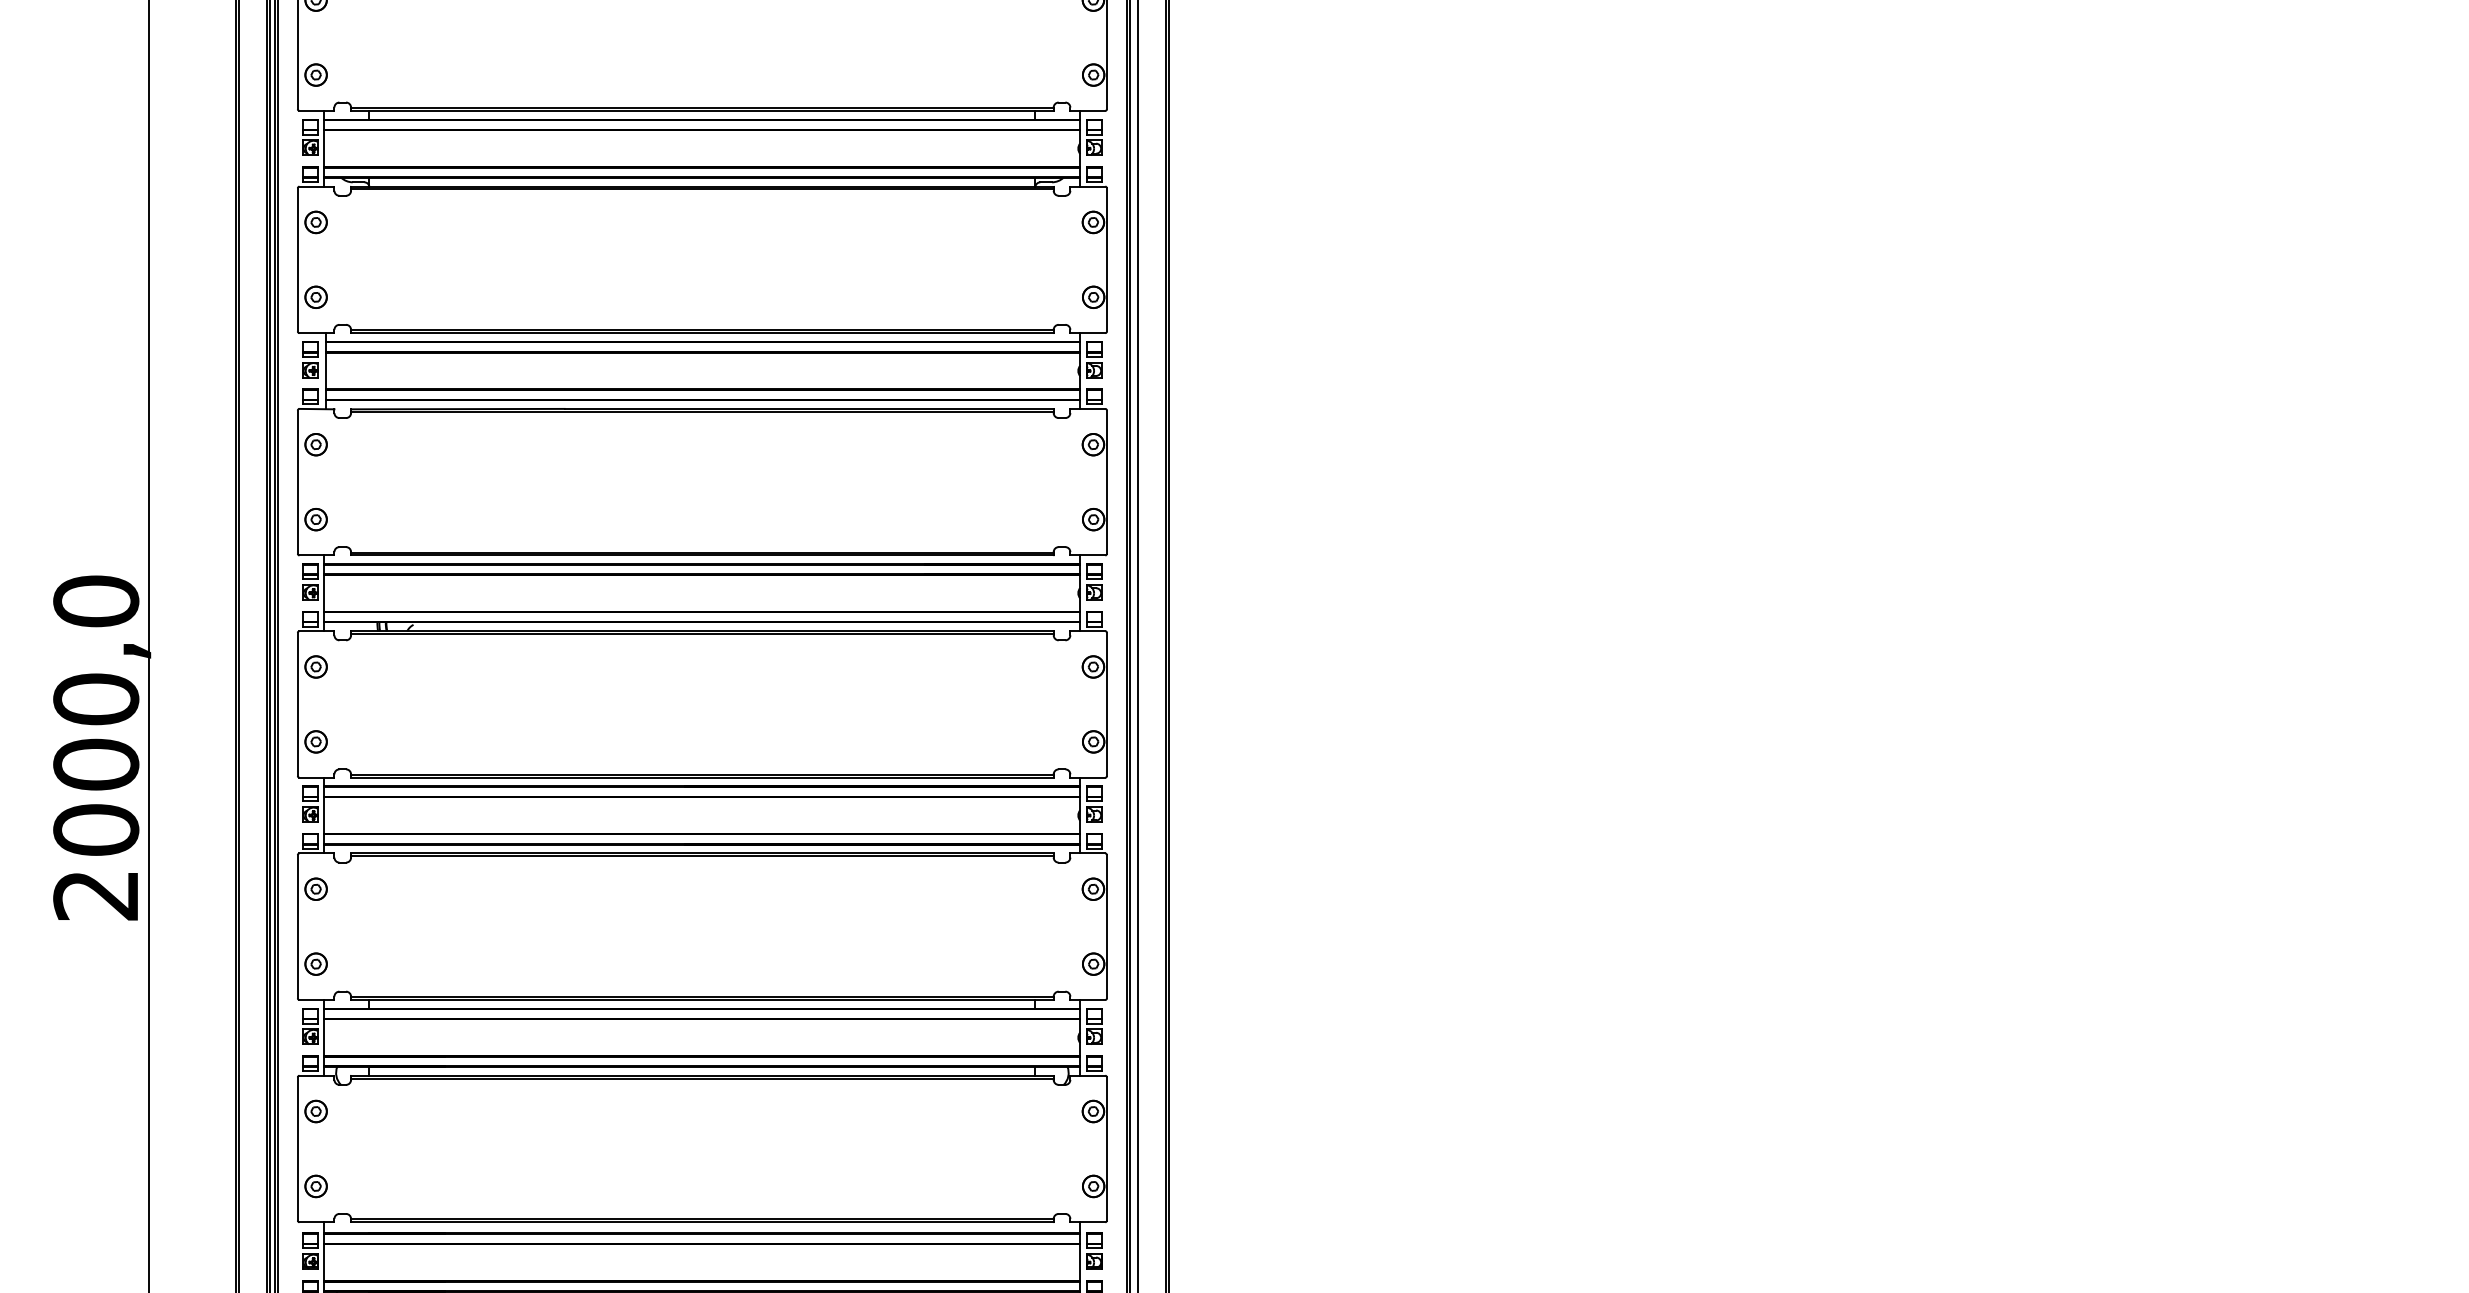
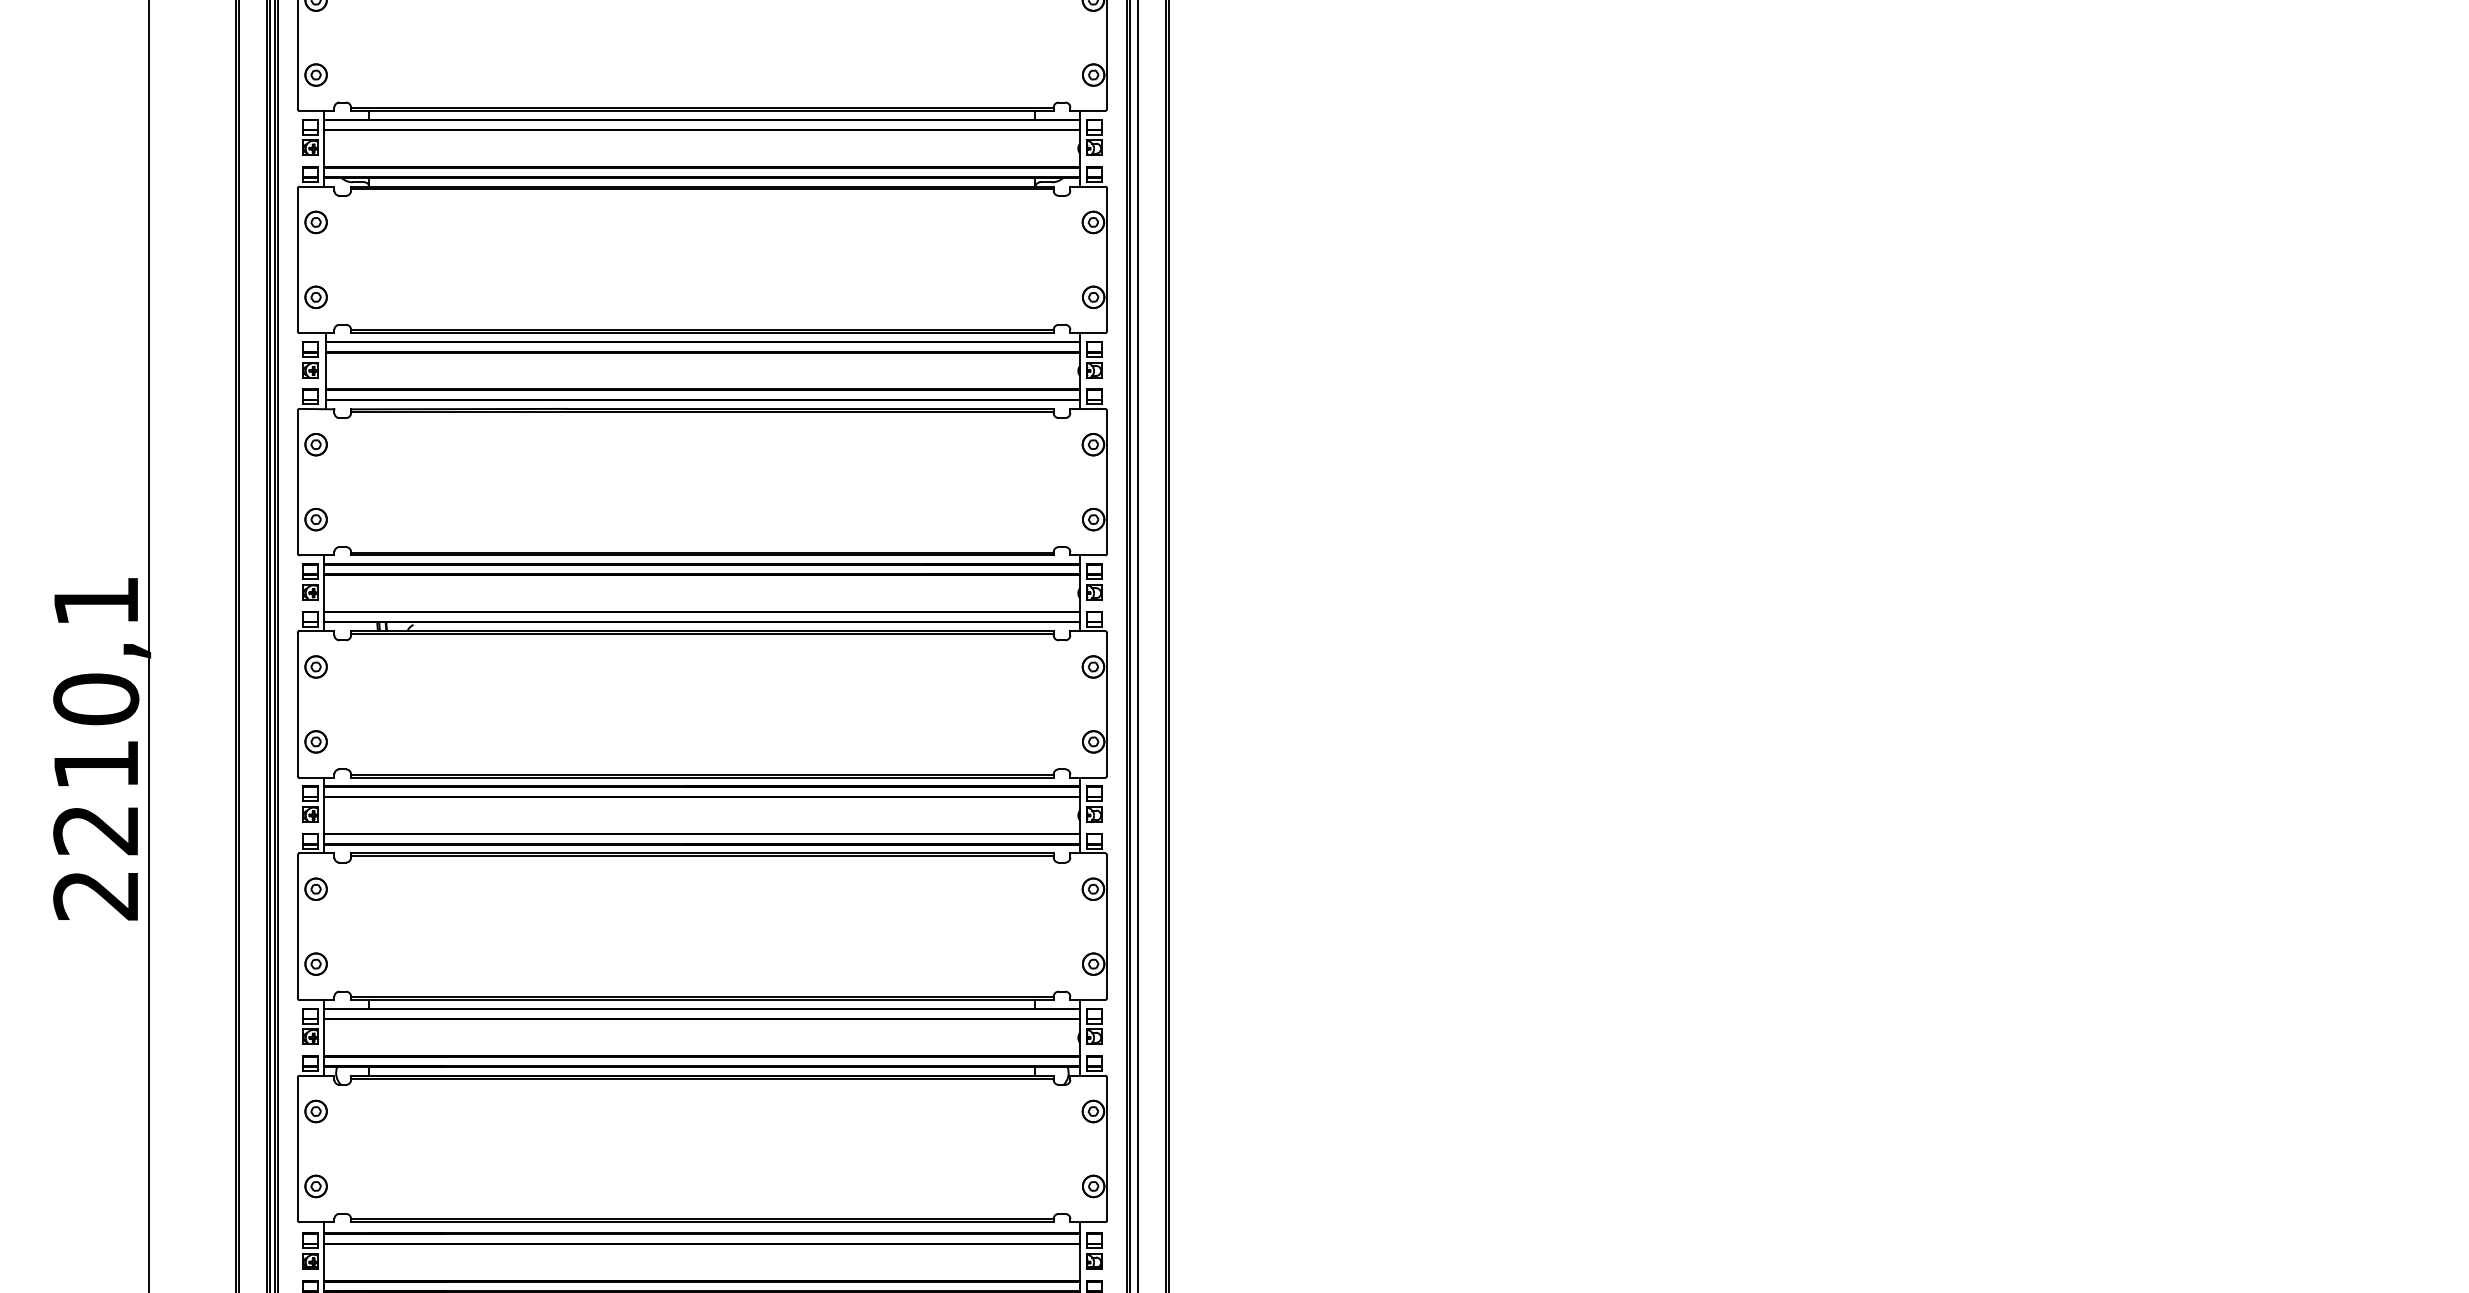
text: 2000,0 -> 2210,1 (96, 715)
